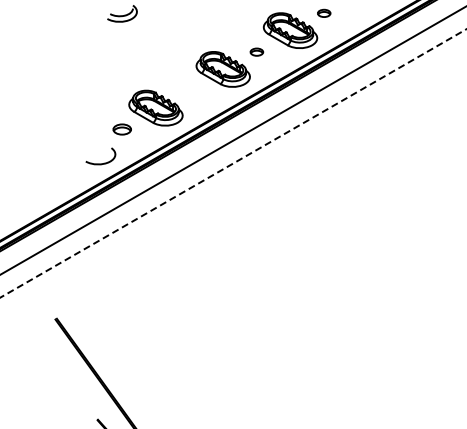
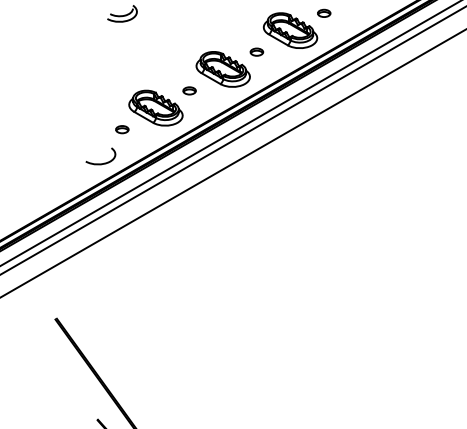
part: none -> present (189, 90)
part size: 20x13 px -> 15x10 px (122, 129)
line: none -> present (230, 133)
line: dashed -> solid (233, 163)
